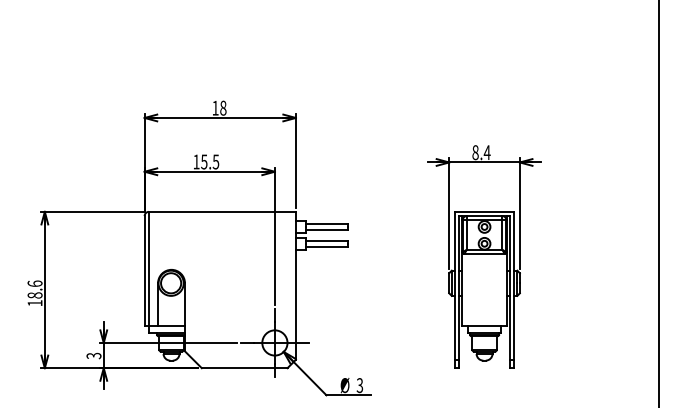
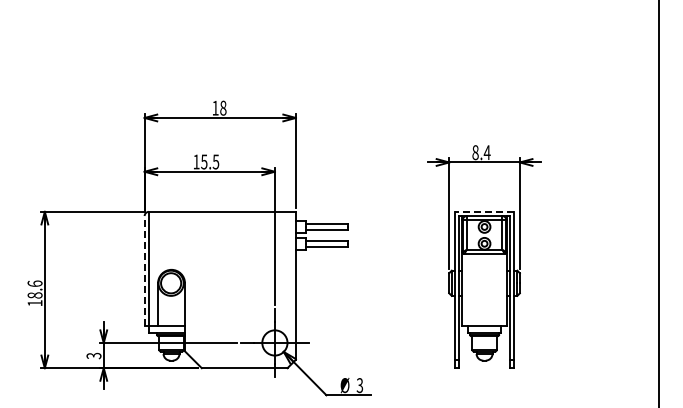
line: solid -> dashed (484, 211)
line: solid -> dashed (144, 270)
